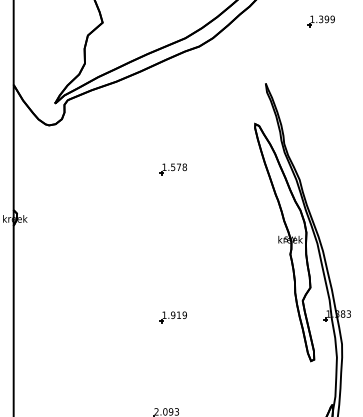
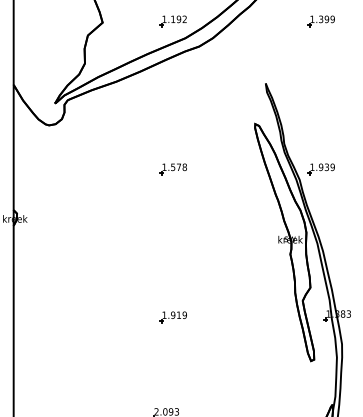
part: none -> present (172, 21)
part: none -> present (320, 169)
